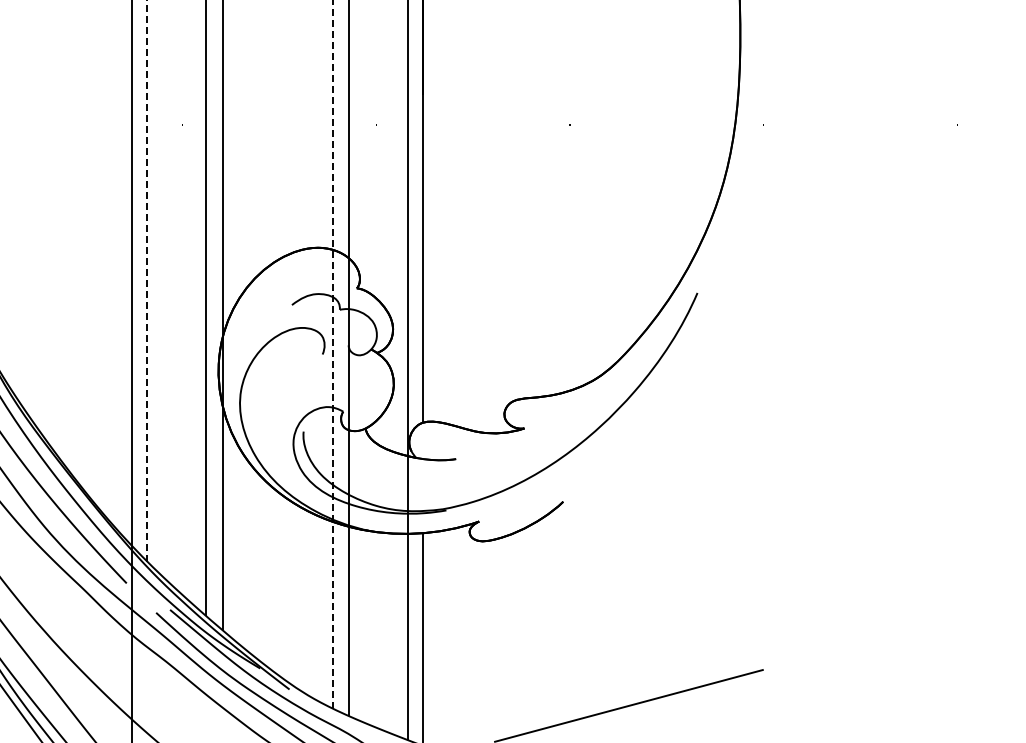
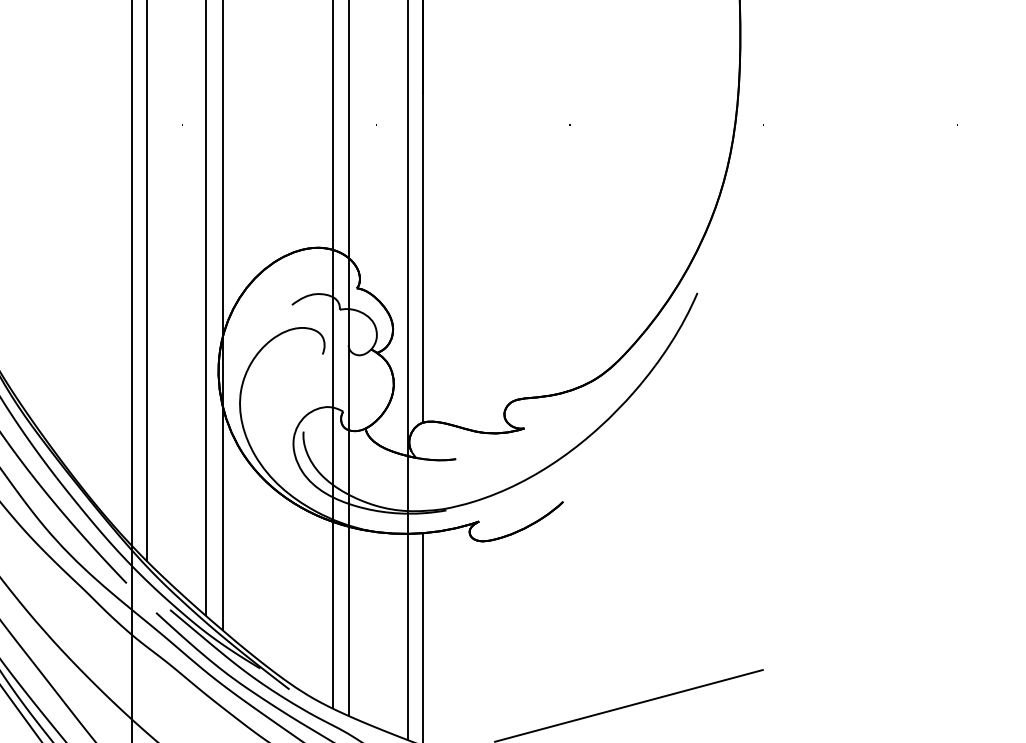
line: dashed -> solid (147, 280)
line: dashed -> solid (332, 354)
